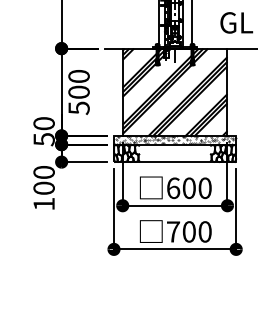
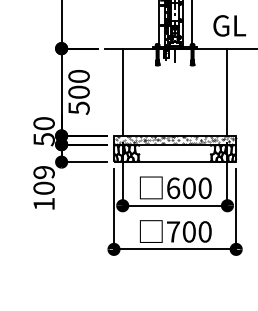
text position: (236, 22) -> (229, 25) (229, 25)
hatch: present -> none (174, 91)
text: 100 -> 109 (43, 172)
